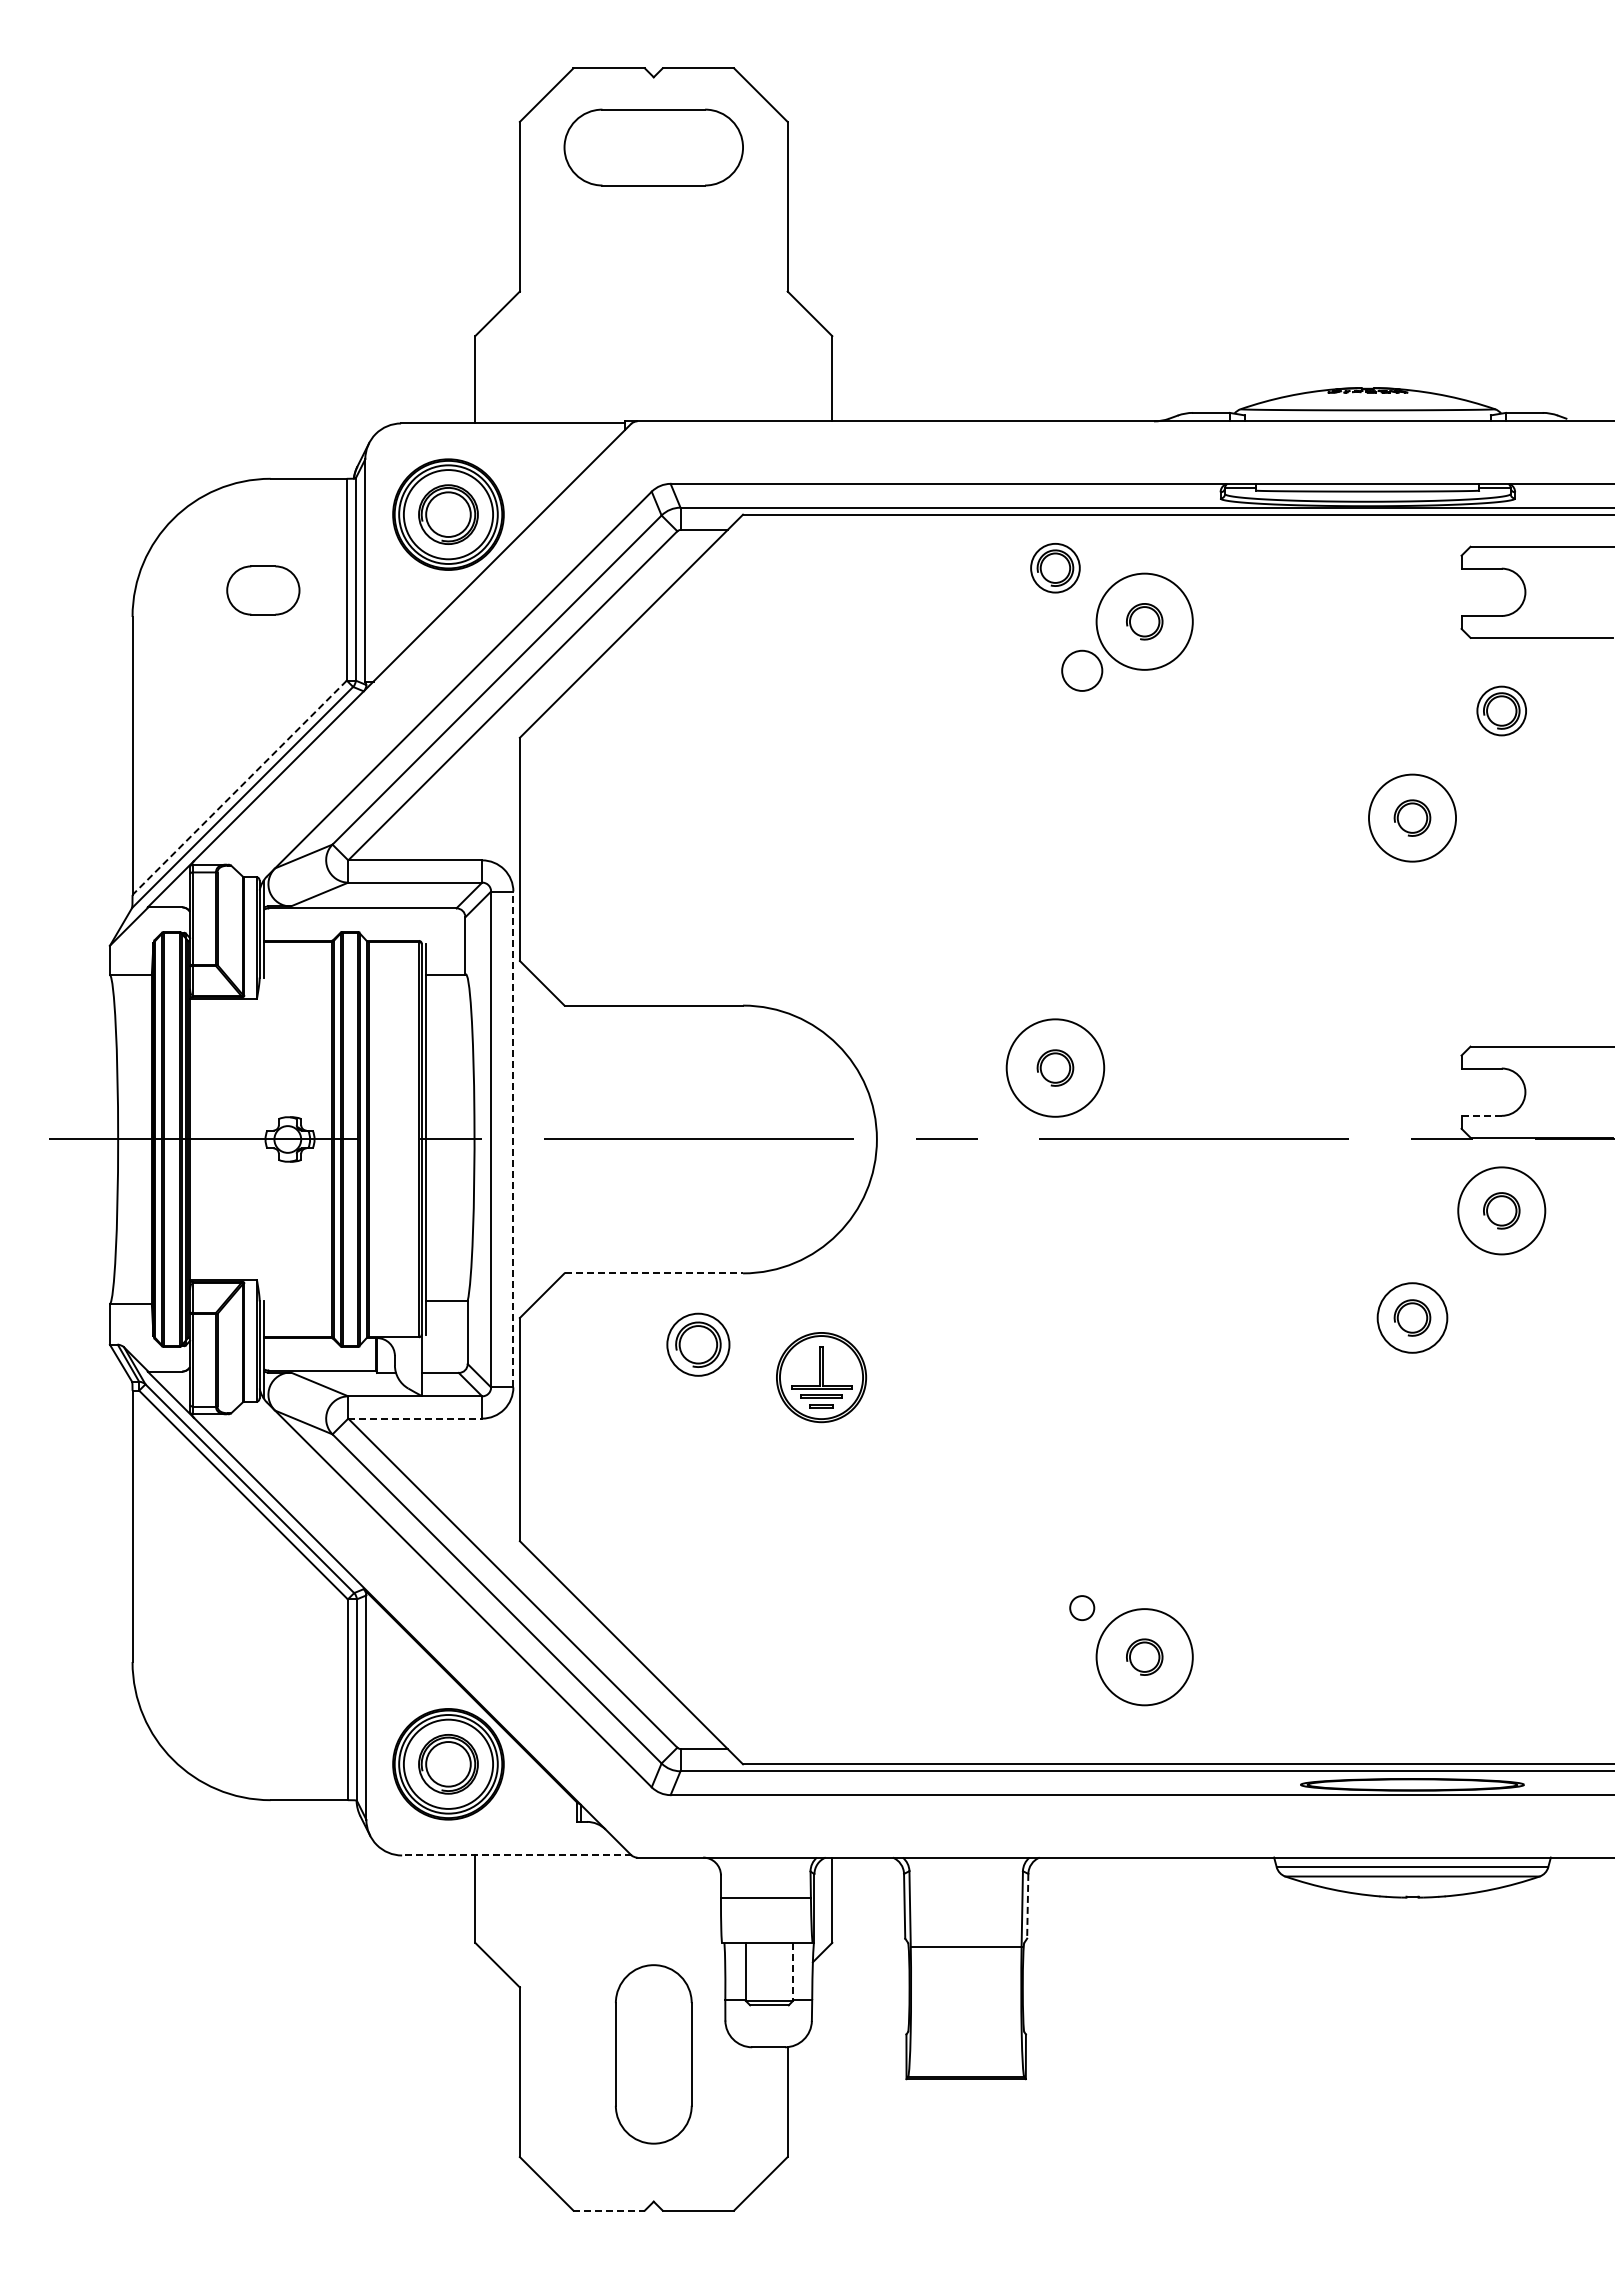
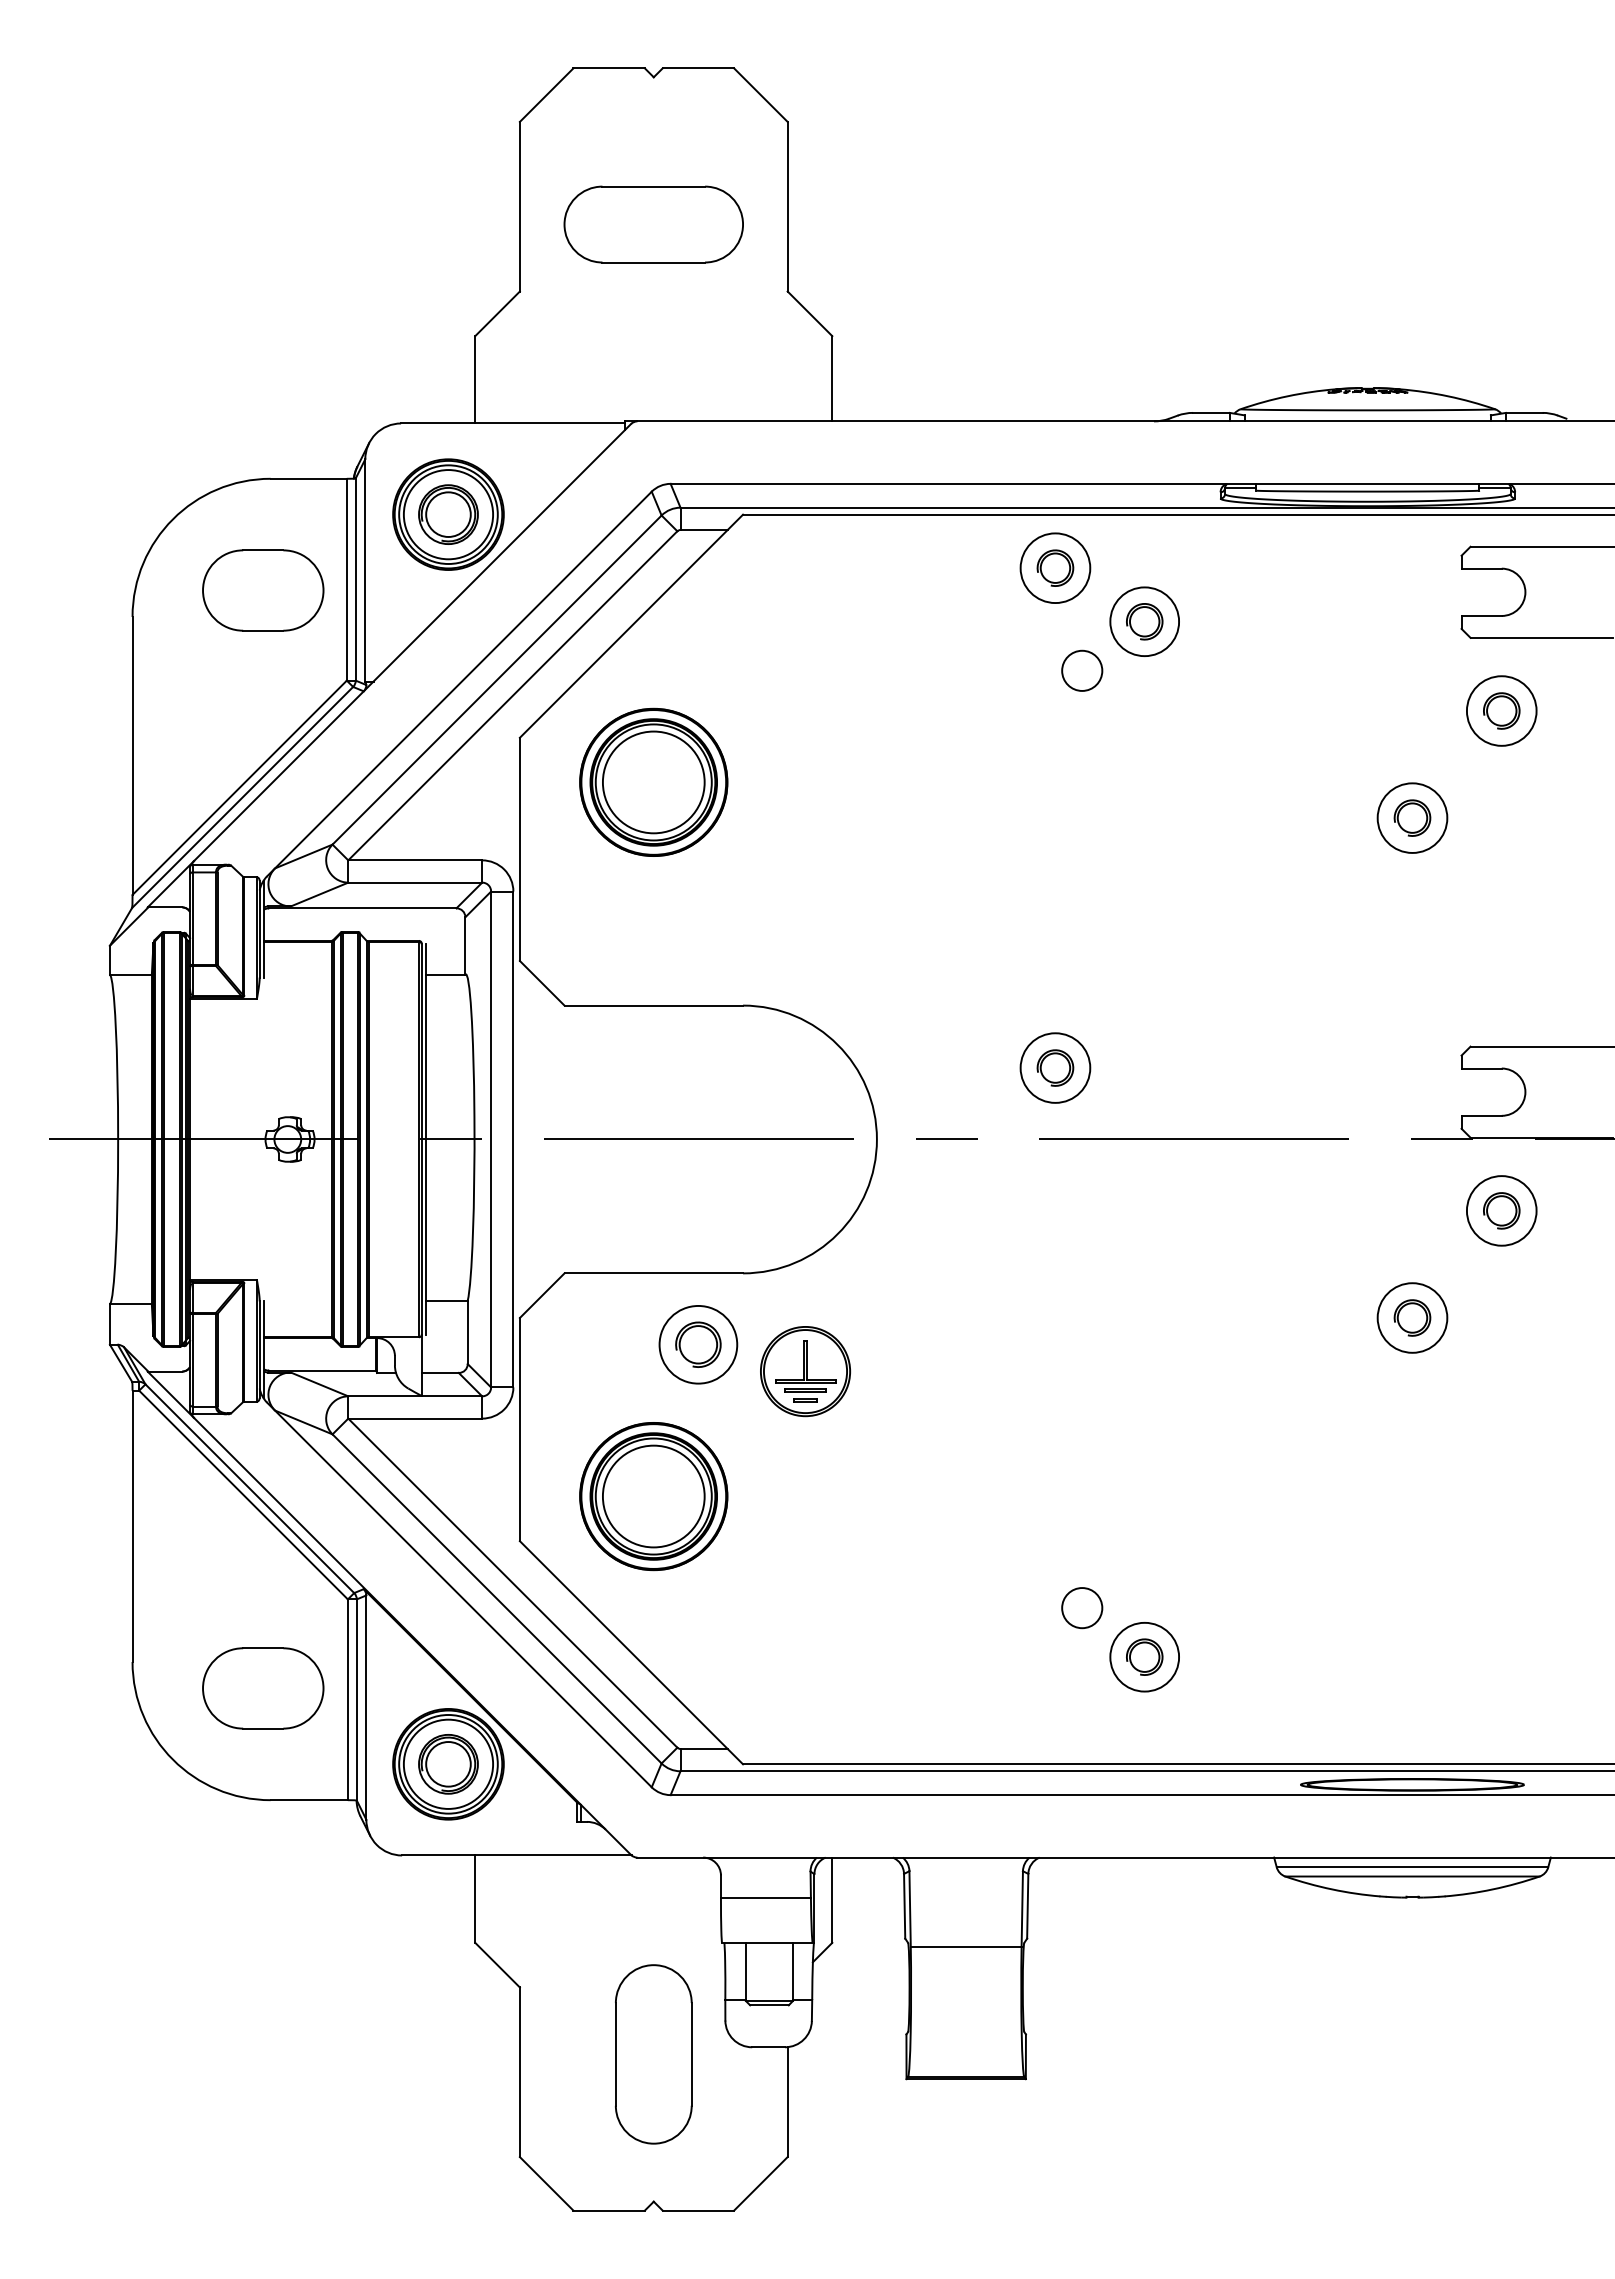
part position: (653, 147) -> (653, 224) (653, 224)
circle diameter: 49 px -> 70 px (1055, 568)
part size: 75x51 px -> 123x83 px (263, 590)
circle diameter: 96 px -> 69 px (1144, 621)
circle diameter: 49 px -> 70 px (1501, 710)
part: none -> present (653, 781)
line: dashed -> solid (239, 787)
circle diameter: 87 px -> 70 px (1412, 817)
circle diameter: 97 px -> 70 px (1055, 1067)
line: dashed -> solid (1482, 1115)
line: dashed -> solid (513, 1139)
circle diameter: 87 px -> 70 px (1501, 1210)
line: dashed -> solid (654, 1273)
circle diameter: 62 px -> 78 px (698, 1344)
part position: (821, 1377) -> (805, 1371) (805, 1371)
line: dashed -> solid (415, 1418)
part: none -> present (653, 1496)
circle diameter: 24 px -> 40 px (1082, 1608)
circle diameter: 96 px -> 69 px (1144, 1656)
part: none -> present (263, 1688)
line: dashed -> solid (516, 1855)
line: dashed -> solid (1027, 1906)
line: dashed -> solid (793, 1972)
line: dashed -> solid (609, 2210)
